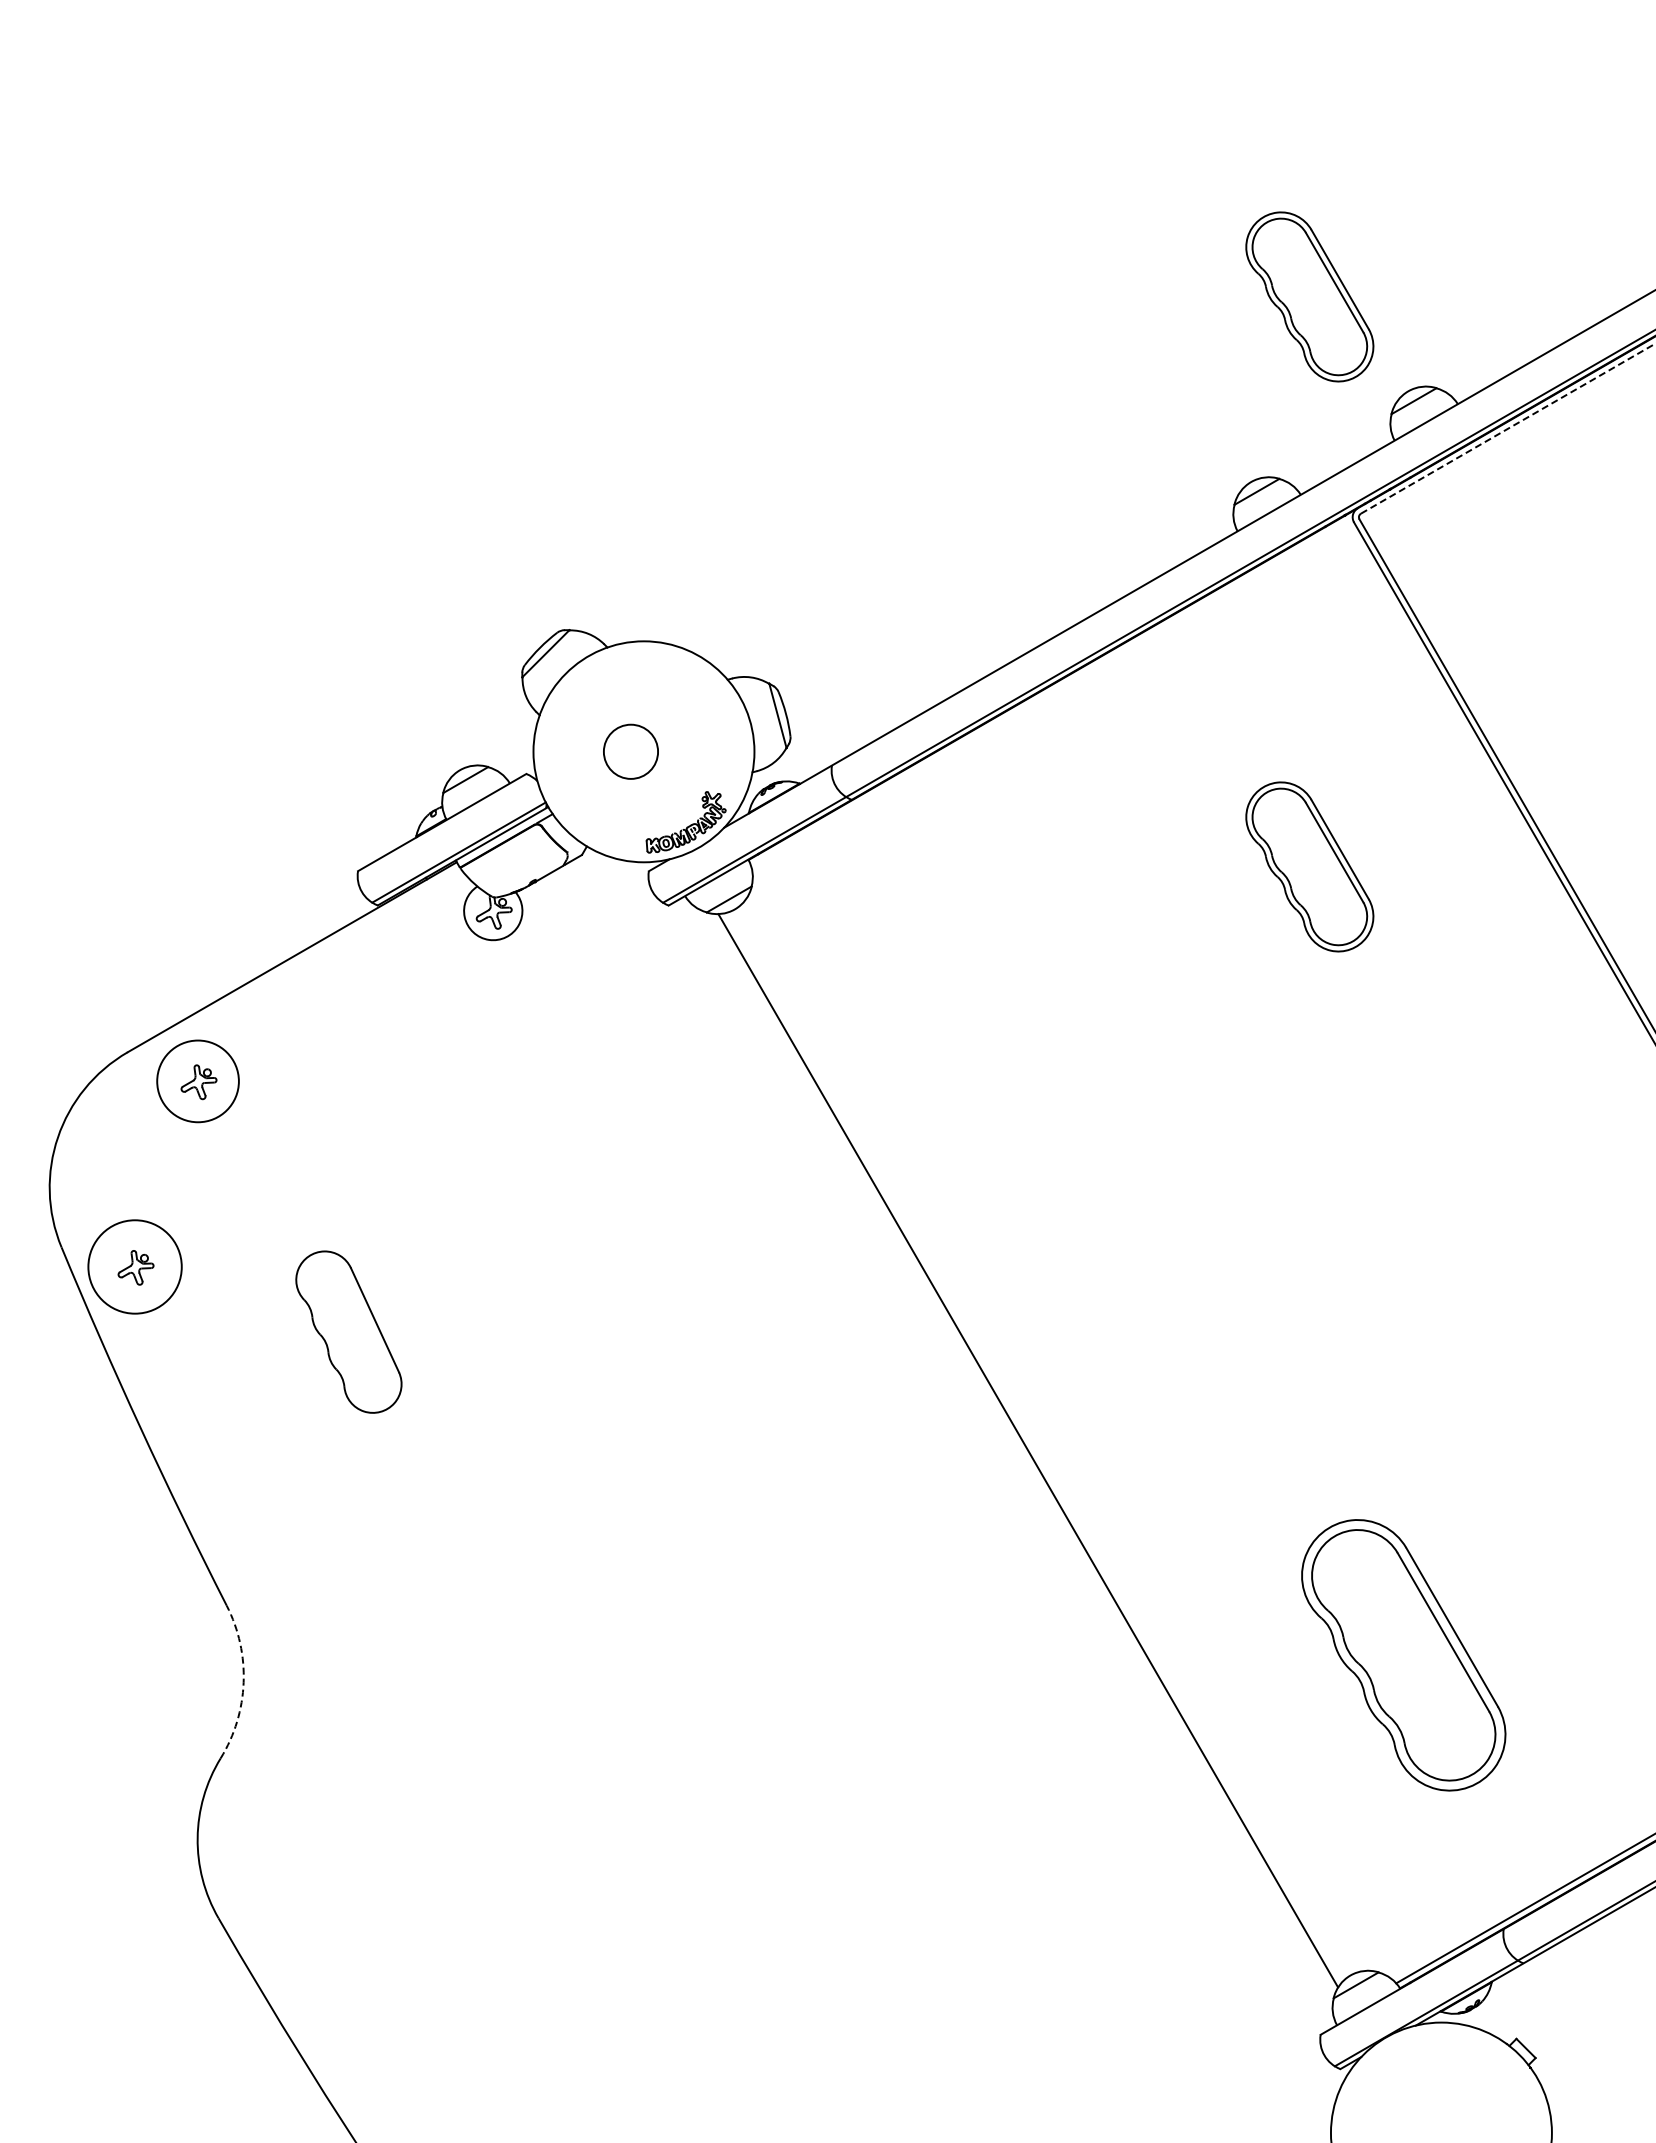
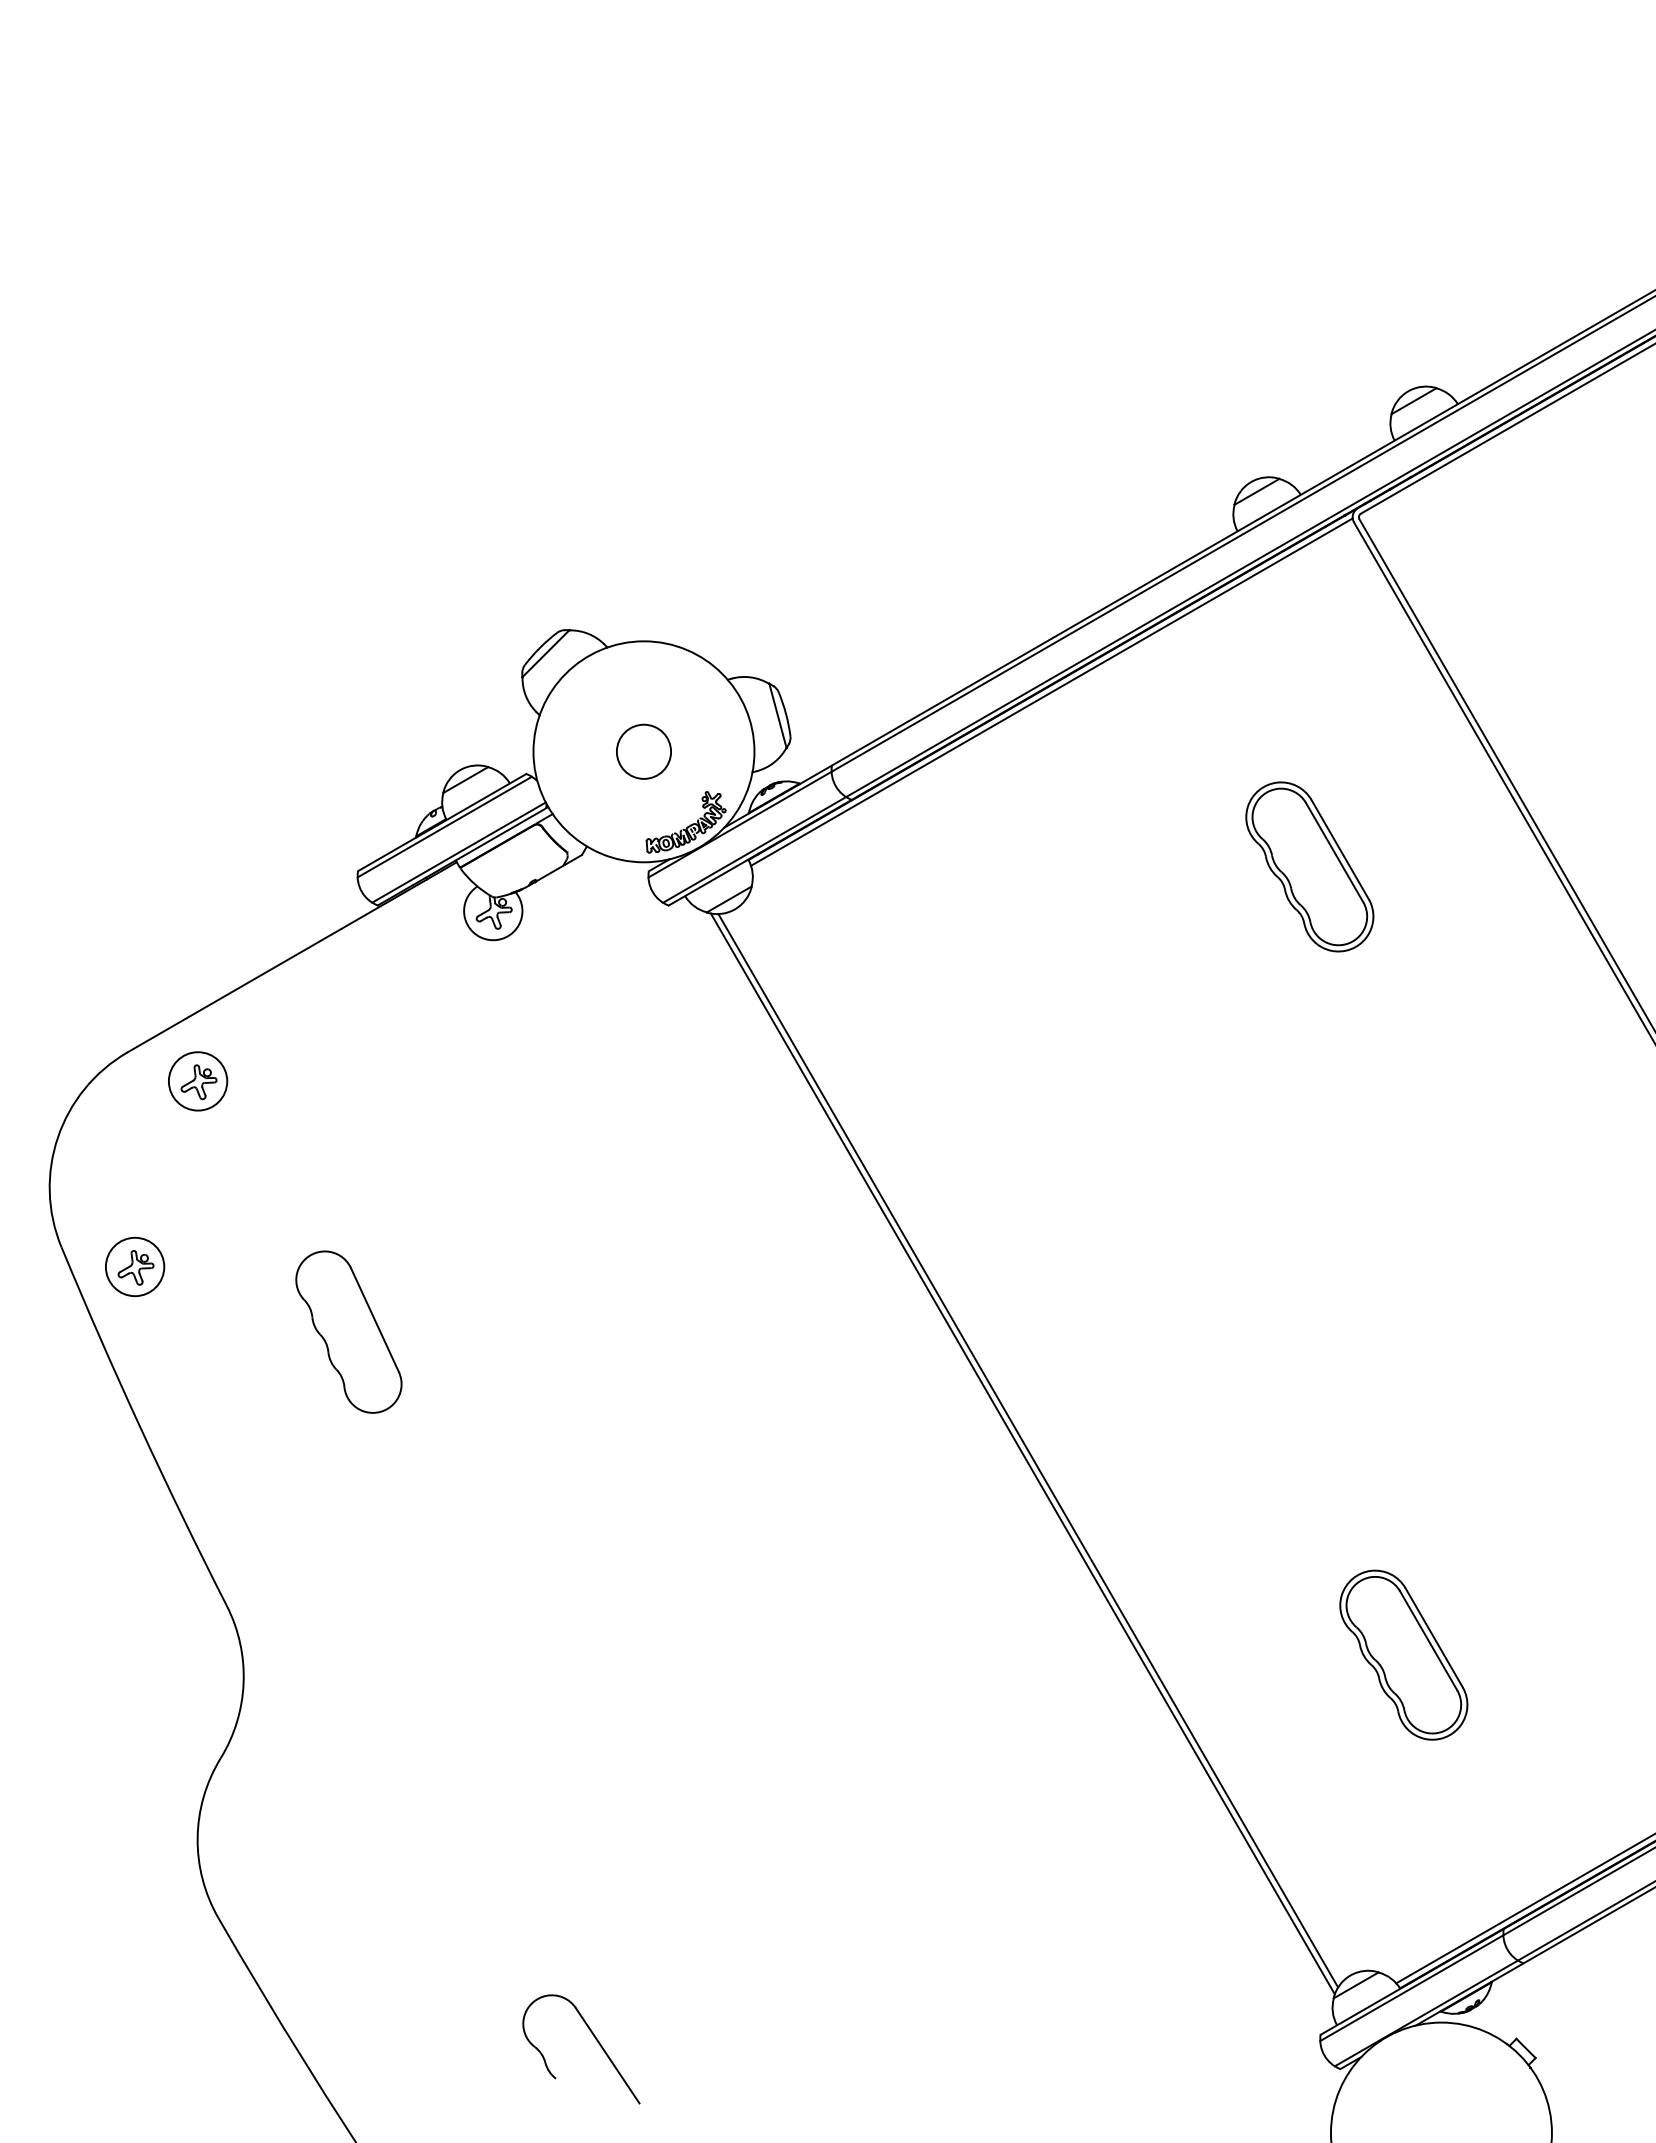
part: present -> none (1309, 296)
line: dashed -> solid (1508, 428)
line: none -> present (1150, 587)
line: none -> present (1051, 691)
circle position: (630, 751) -> (643, 751) (643, 751)
line: none -> present (444, 826)
circle diameter: 82 px -> 58 px (197, 1081)
circle diameter: 93 px -> 58 px (134, 1266)
line: none -> present (1022, 1453)
part size: 206x273 px -> 130x172 px (1403, 1654)
arc: dashed -> solid (243, 1682)
line: none -> present (1486, 1945)
part: none -> present (595, 2039)
